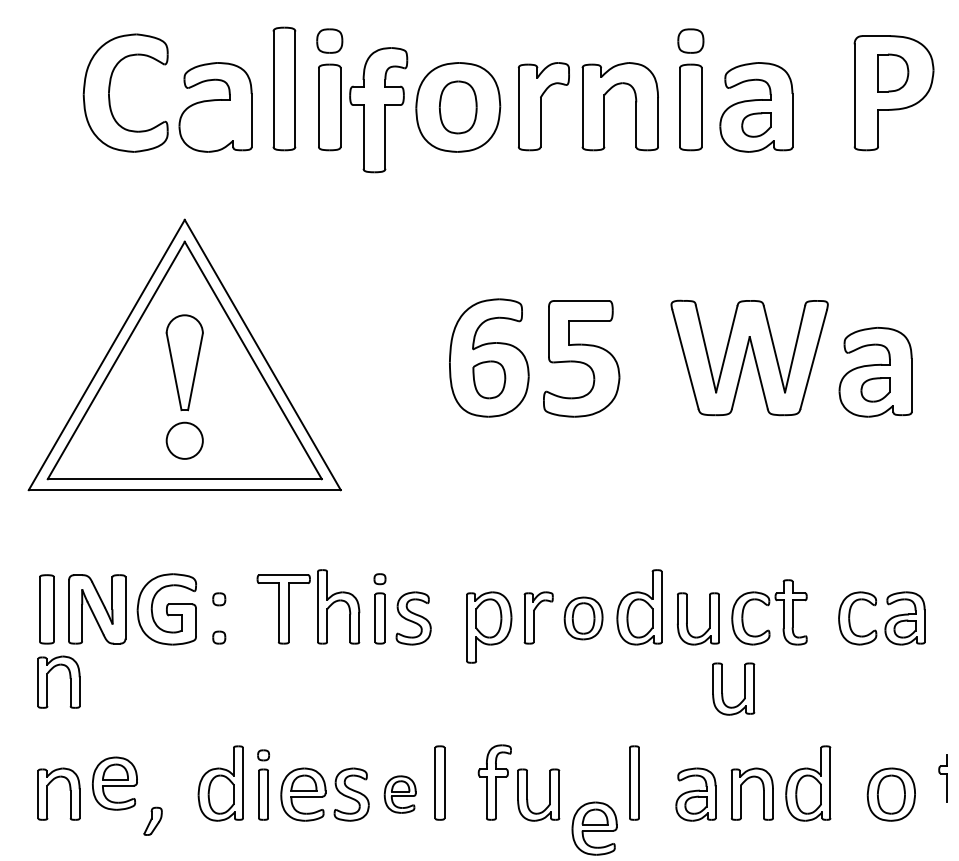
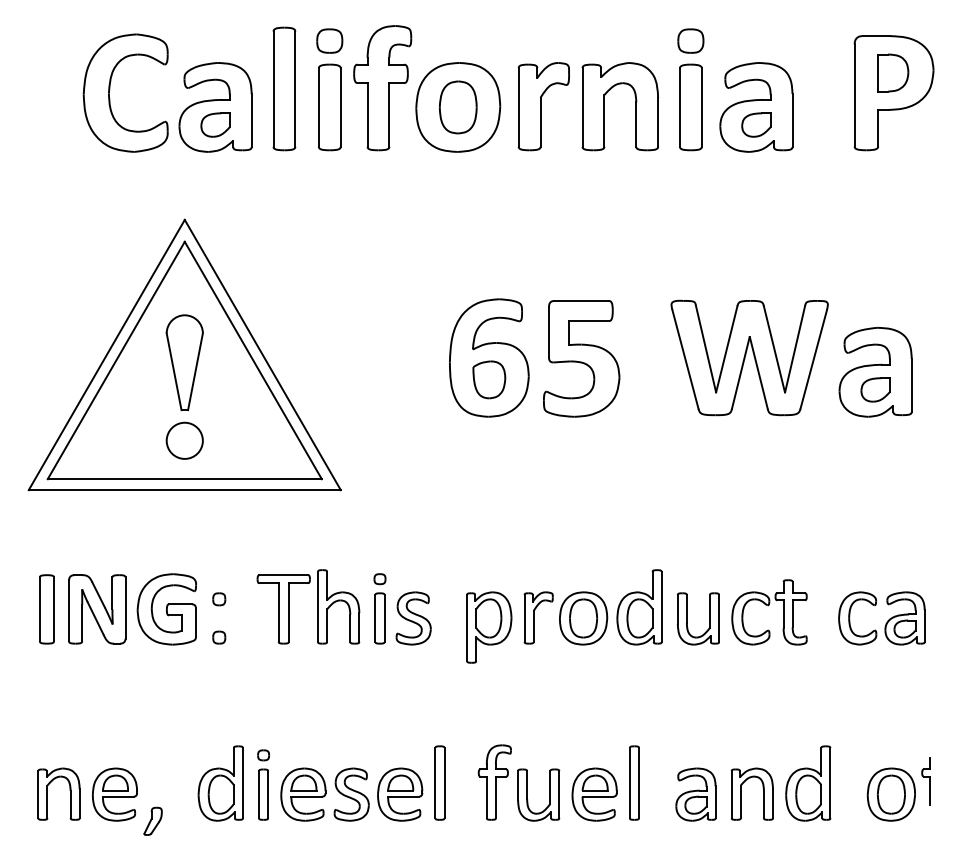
part position: (378, 110) -> (382, 88) (382, 88)
part: none -> present (215, 124)
part size: 41x45 px -> 50x55 px (583, 618)
part: present -> none (47, 681)
part: present -> none (722, 688)
part position: (942, 778) -> (925, 781) (925, 781)
part position: (114, 783) -> (114, 794) (114, 794)
part size: 34x39 px -> 47x55 px (400, 794)
part position: (594, 828) -> (594, 794) (594, 794)
